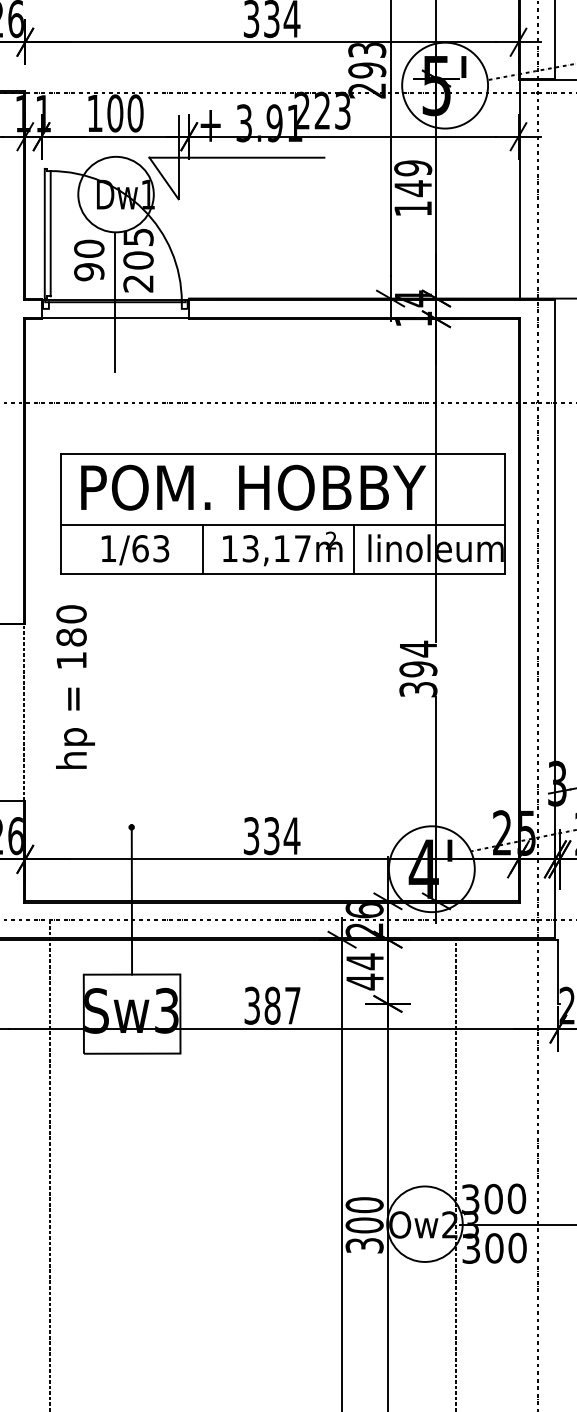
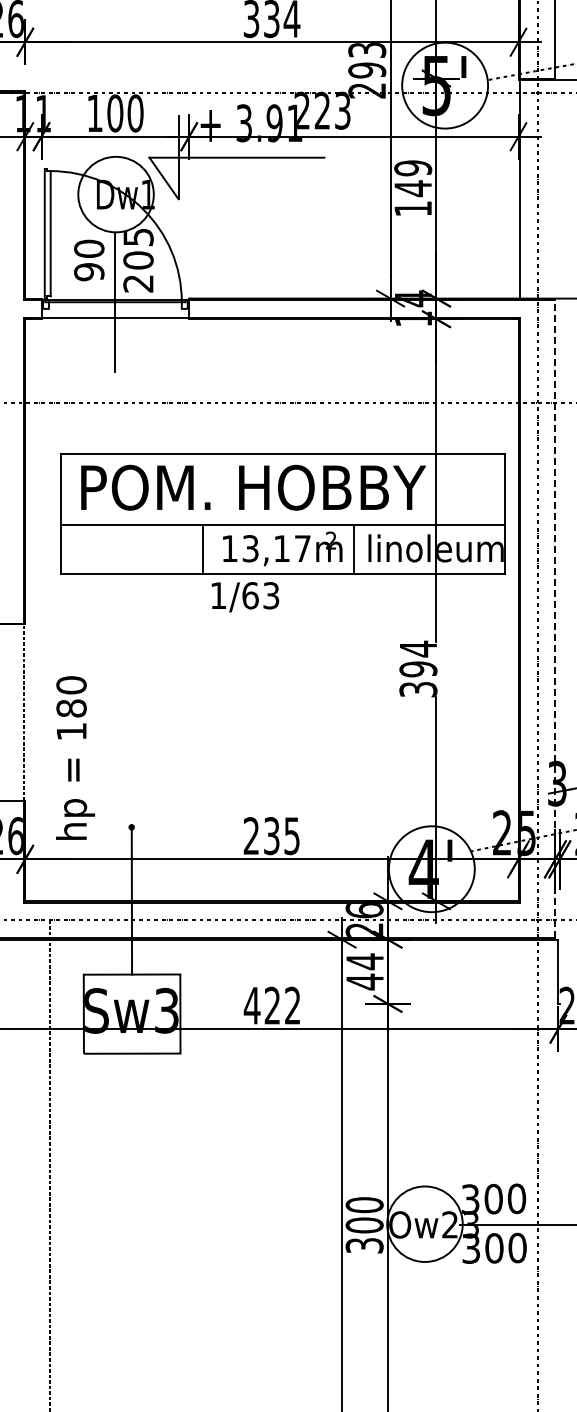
text position: (135, 550) -> (245, 597) (245, 597)
line: solid -> dashed (555, 618)
text position: (75, 686) -> (75, 757) (75, 757)
text: 334 -> 235 (271, 836)
text: 387 -> 422 (271, 1005)
line: present -> none (456, 1173)
